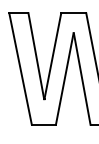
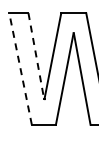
line: solid -> dashed (36, 56)
line: solid -> dashed (20, 68)
